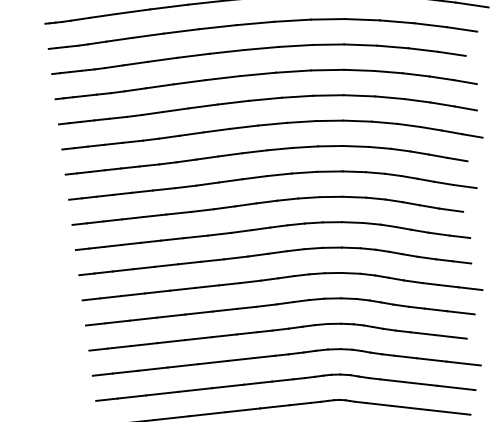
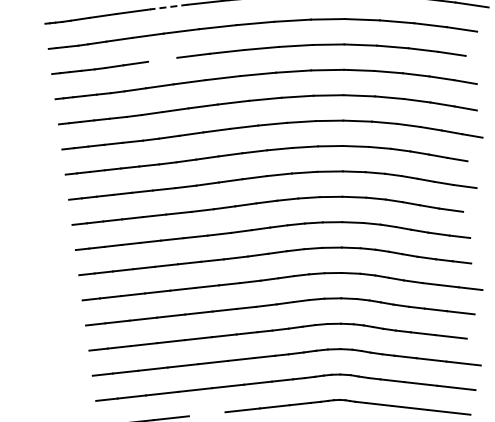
line: solid -> dashed (168, 7)
line: present -> none (162, 59)
line: present -> none (206, 414)
